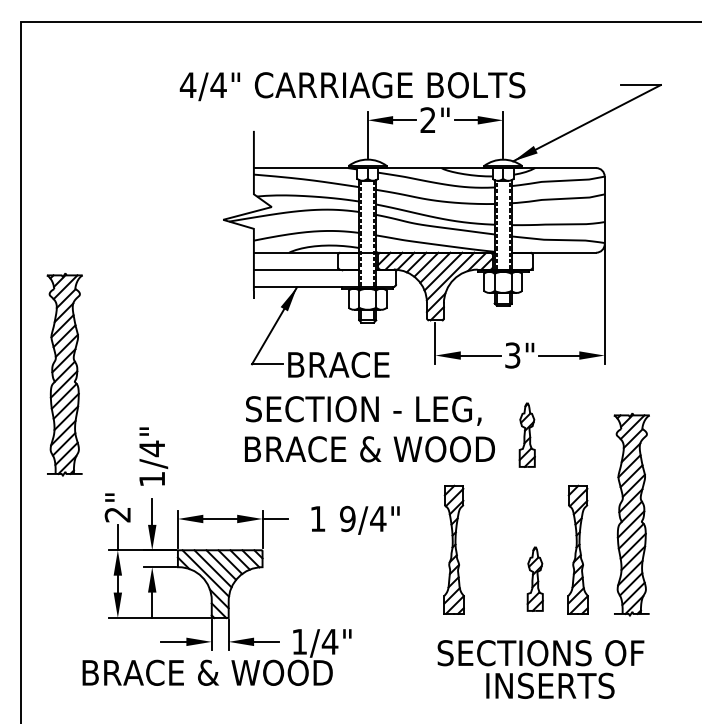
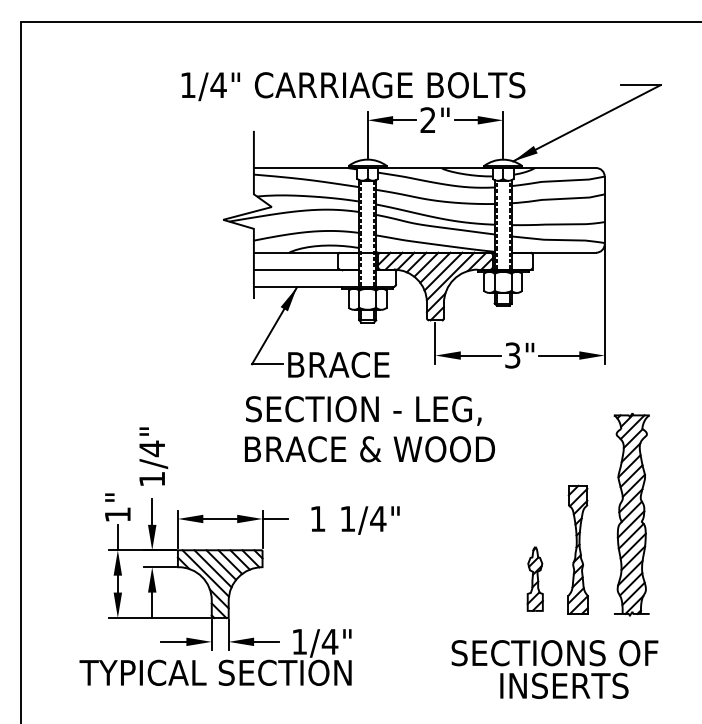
text: 4/4" -> 1/4" (187, 84)
part: present -> none (64, 374)
part: present -> none (526, 434)
text: 2" -> 1" (117, 514)
text: 9/4" -> 1/4" (347, 518)
part: present -> none (453, 549)
text position: (540, 669) -> (554, 669) (554, 669)
text: BRACE & WOOD -> TYPICAL SECTION (215, 672)
